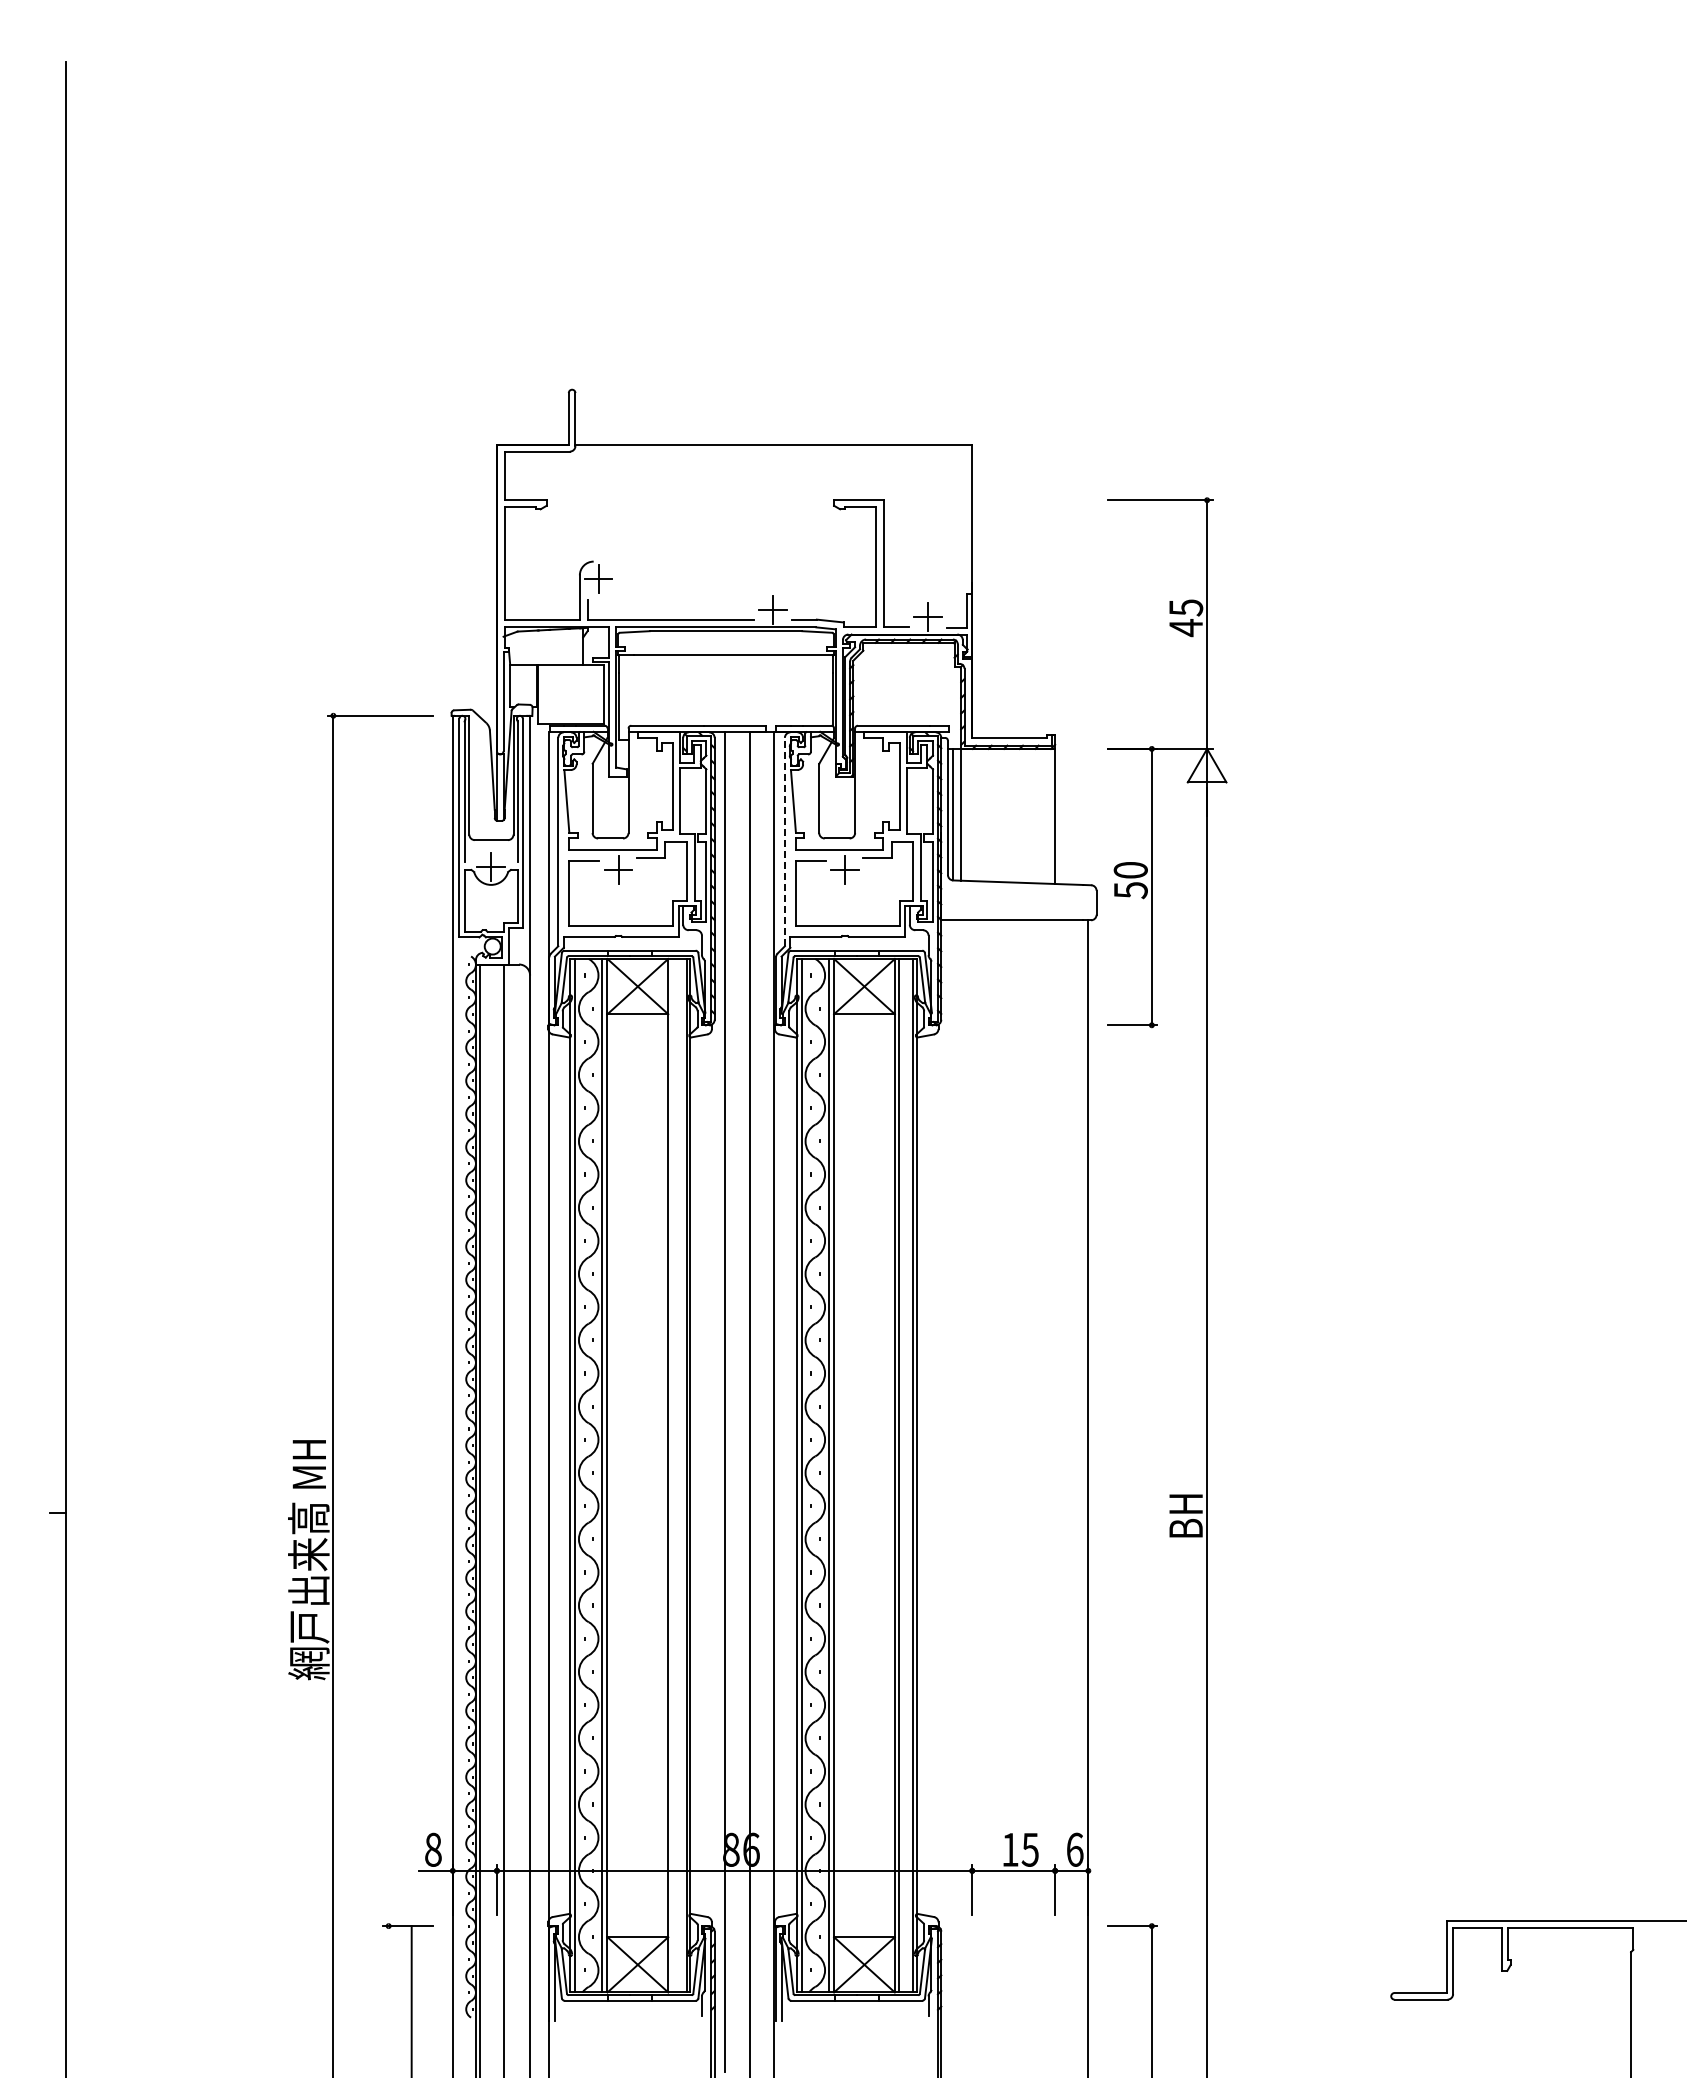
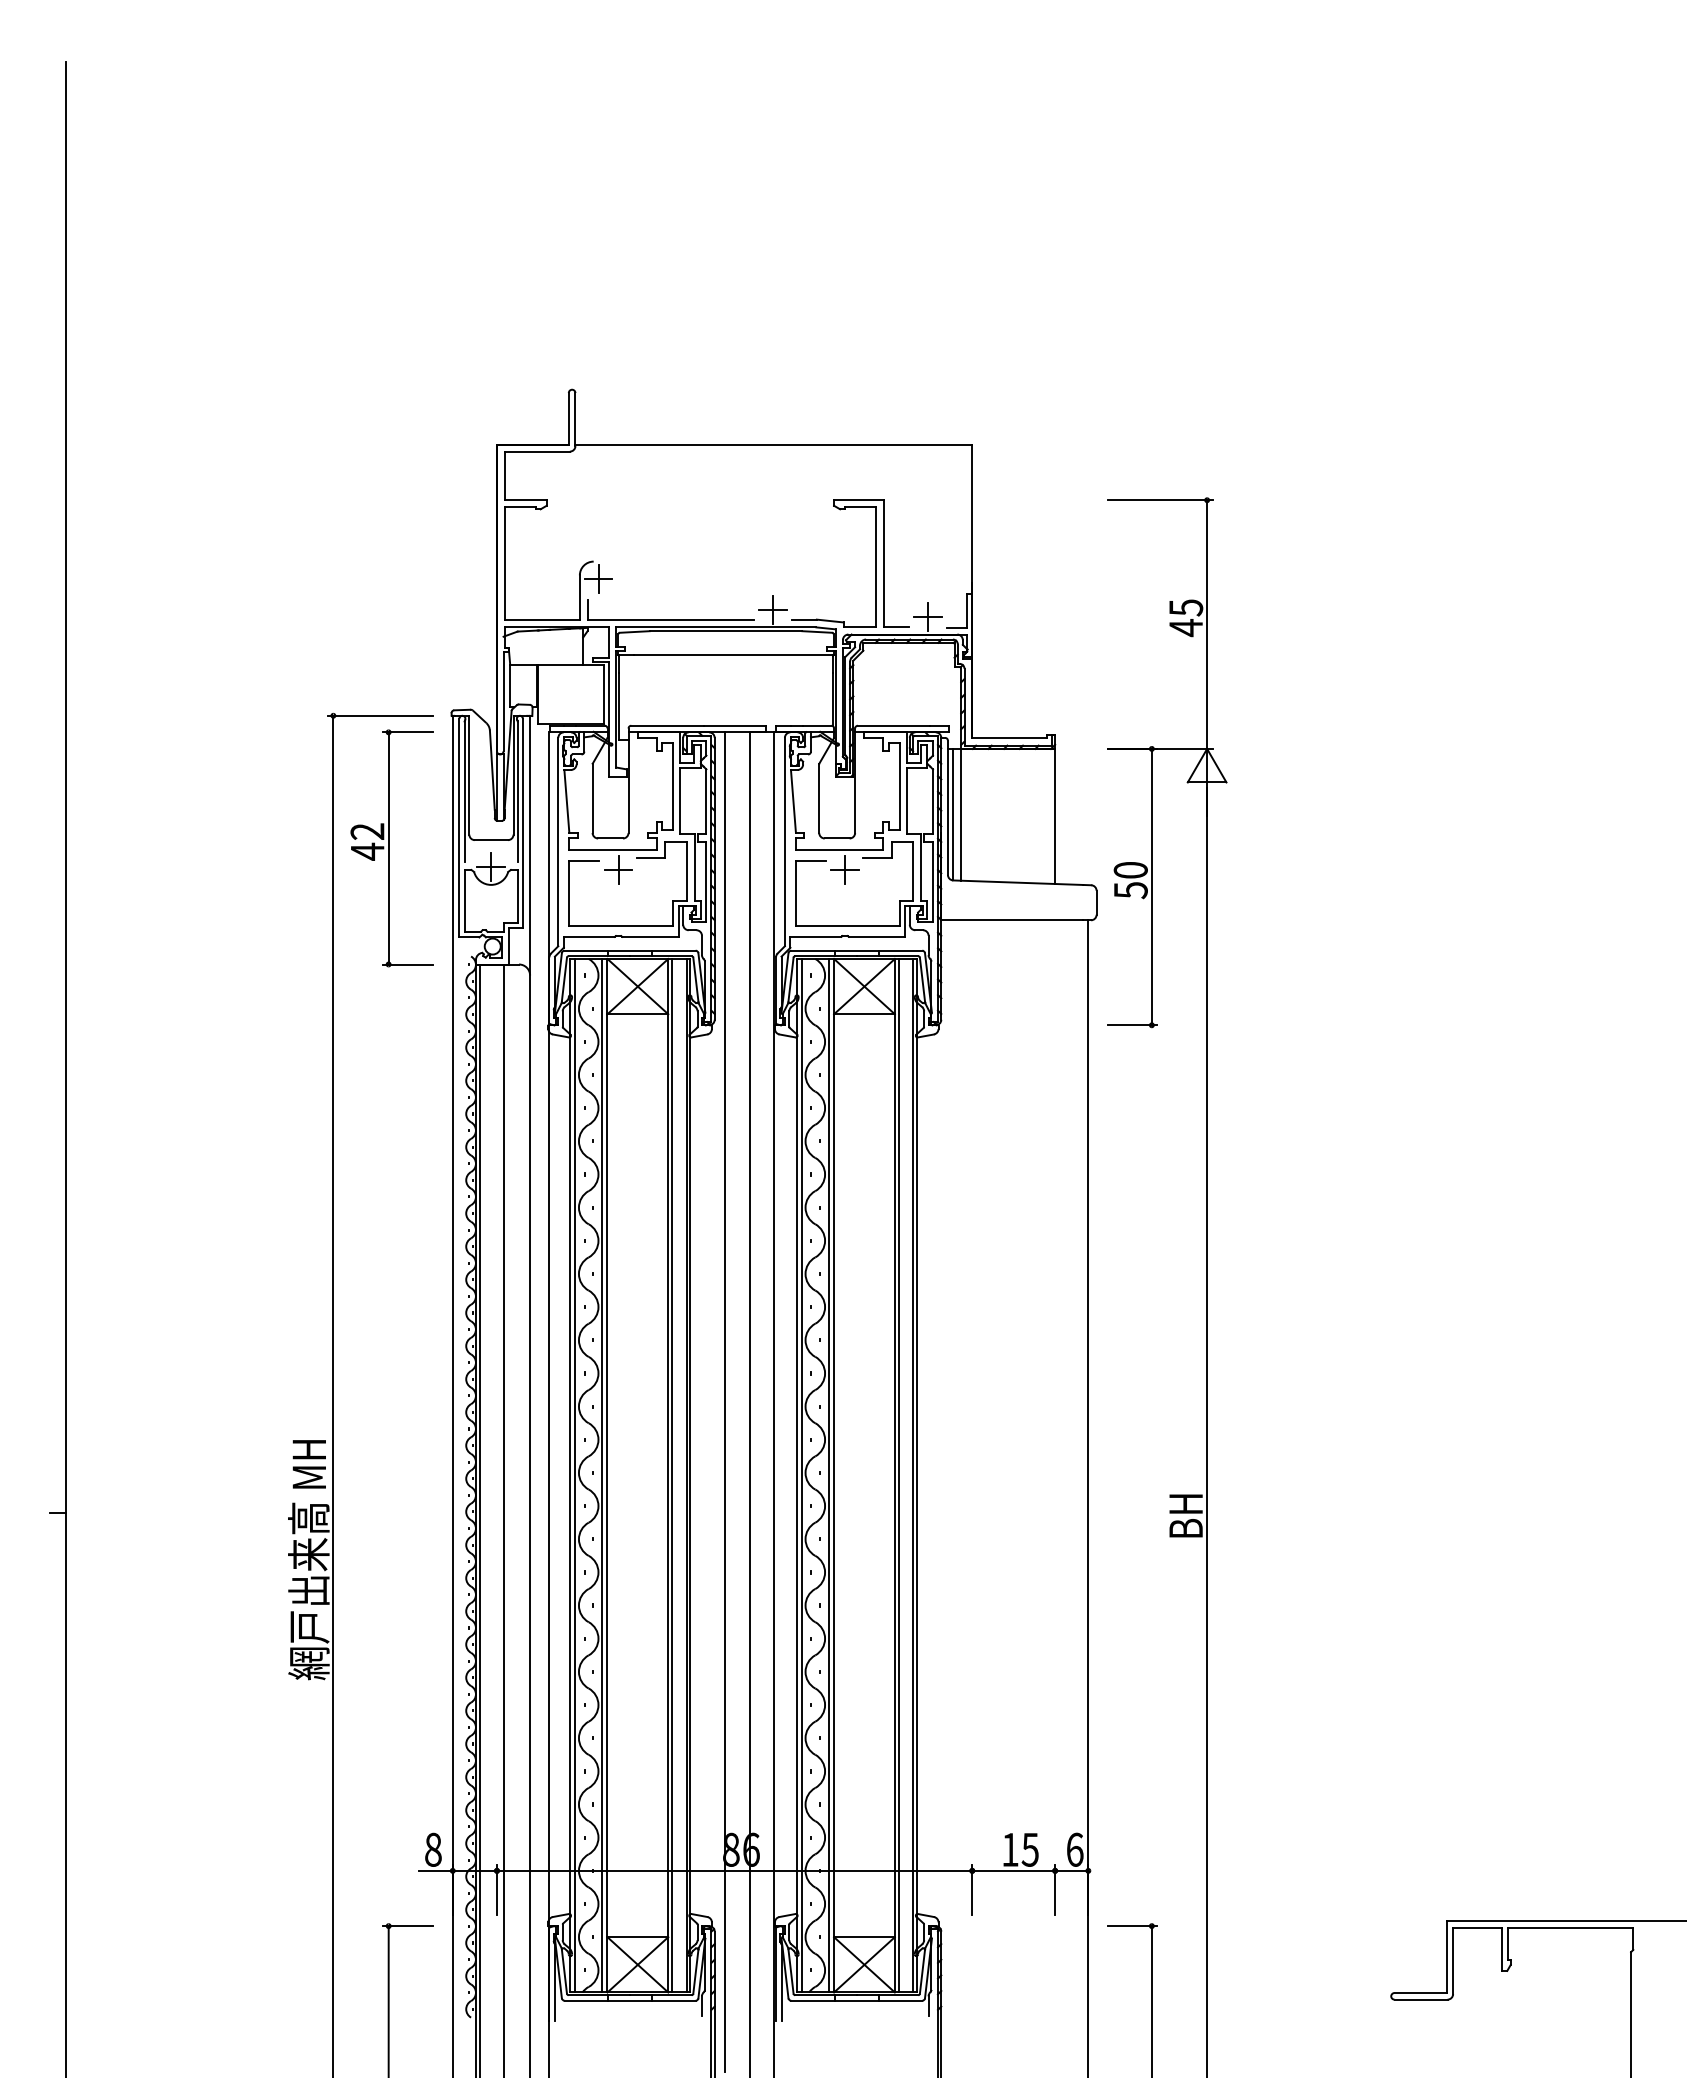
line: dashed -> solid (784, 841)
part: none -> present (391, 848)
line: none -> present (672, 1475)
line position: (411, 2000) -> (388, 2000) (388, 2000)
